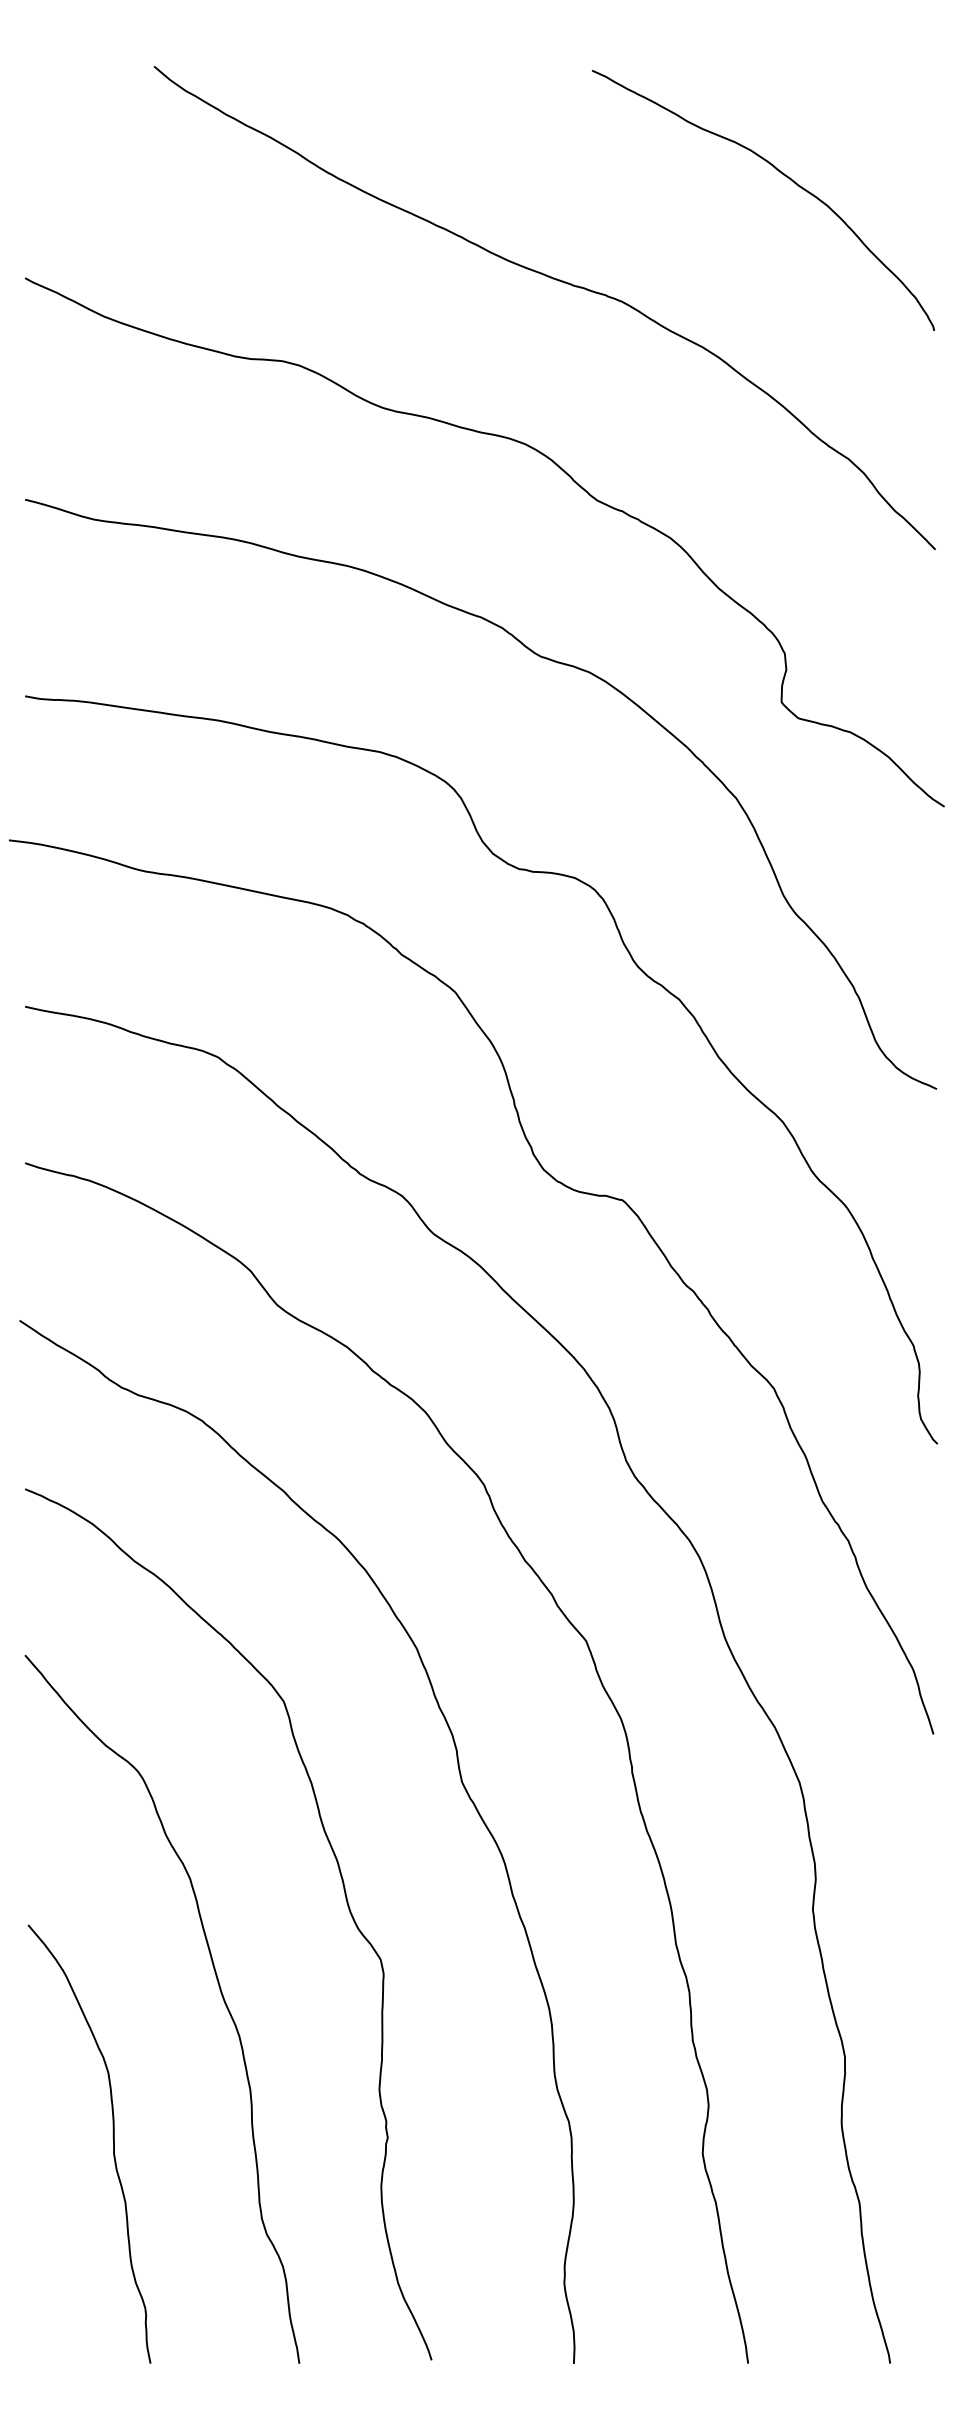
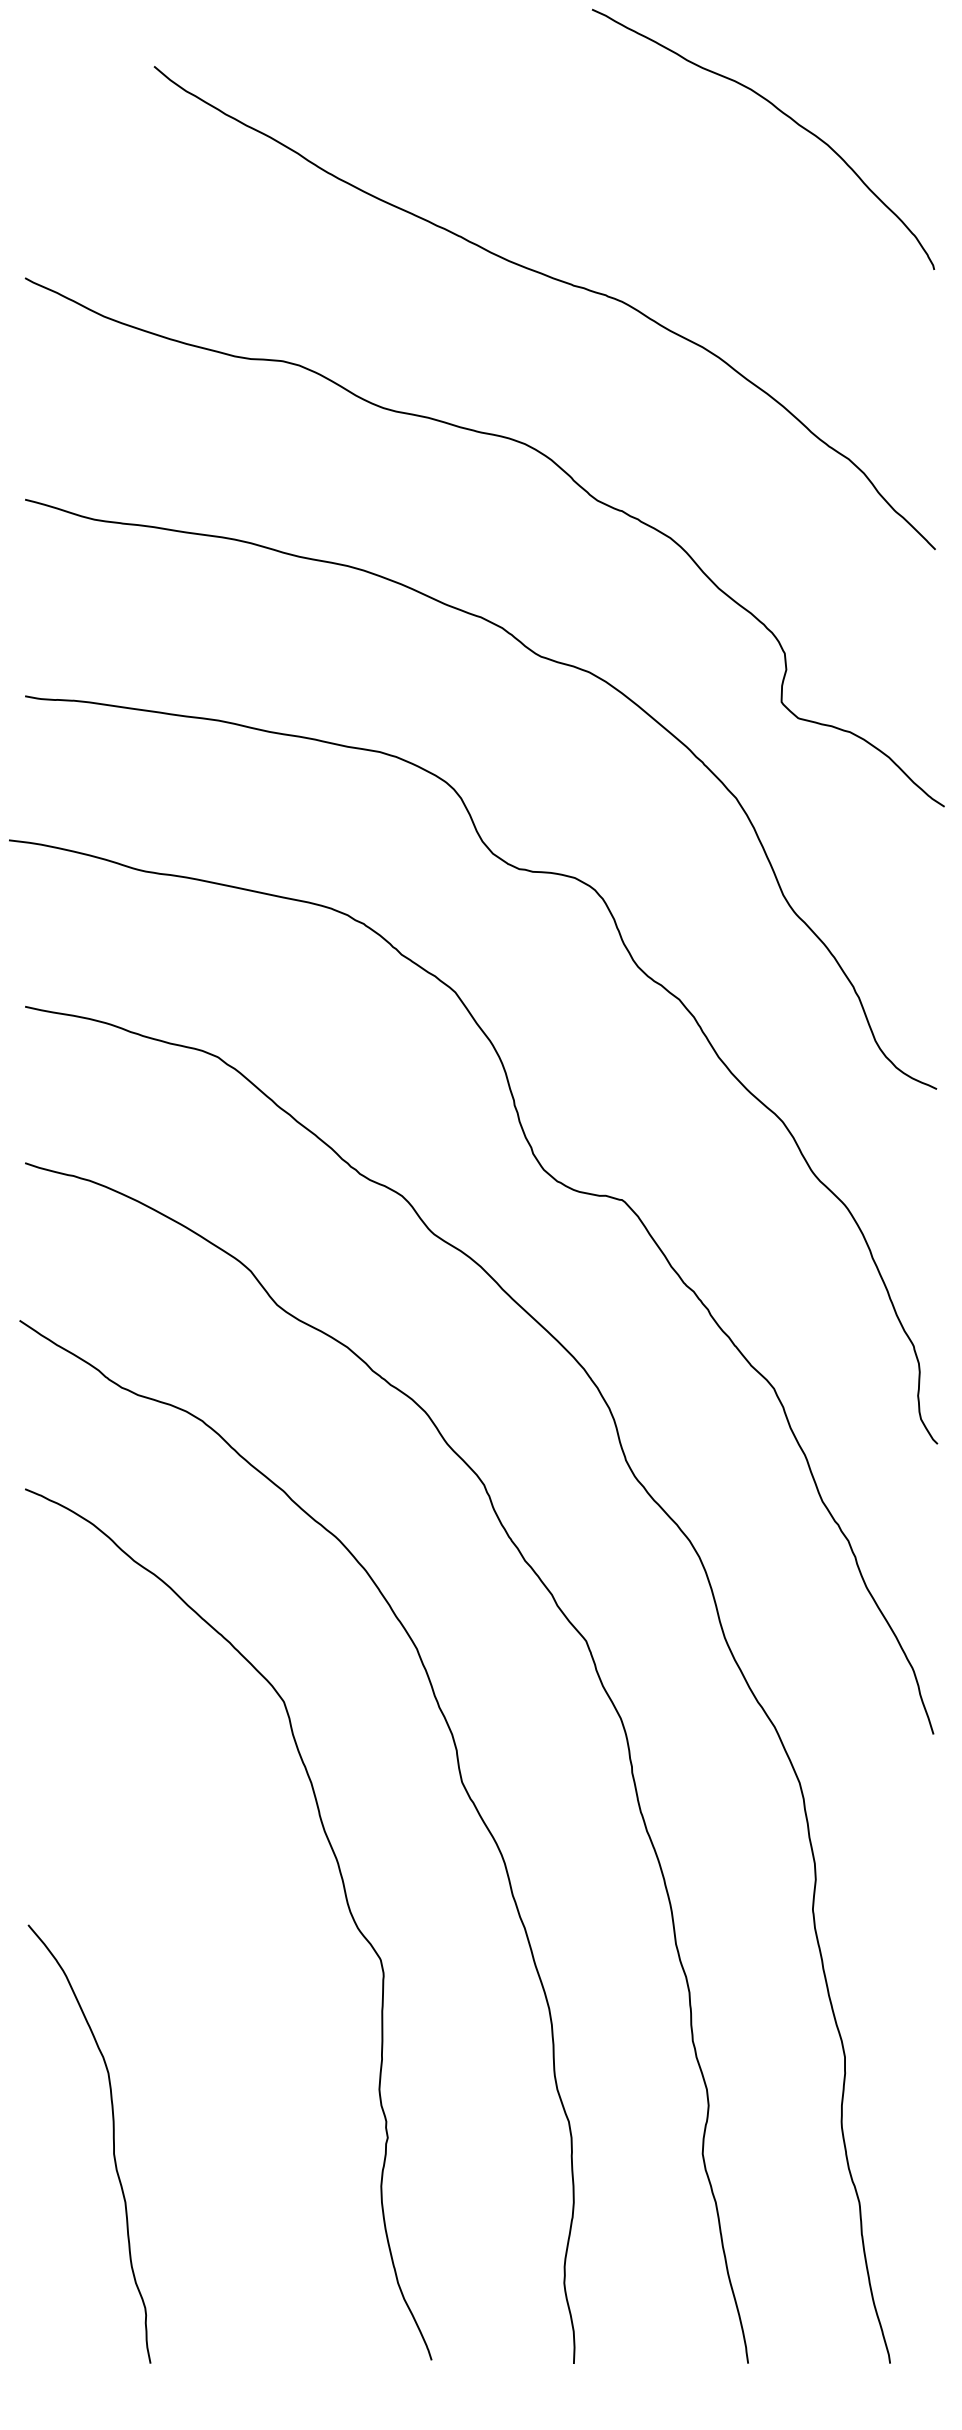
curve position: (783, 175) -> (783, 114) (783, 114)
curve: present -> none (219, 1990)
